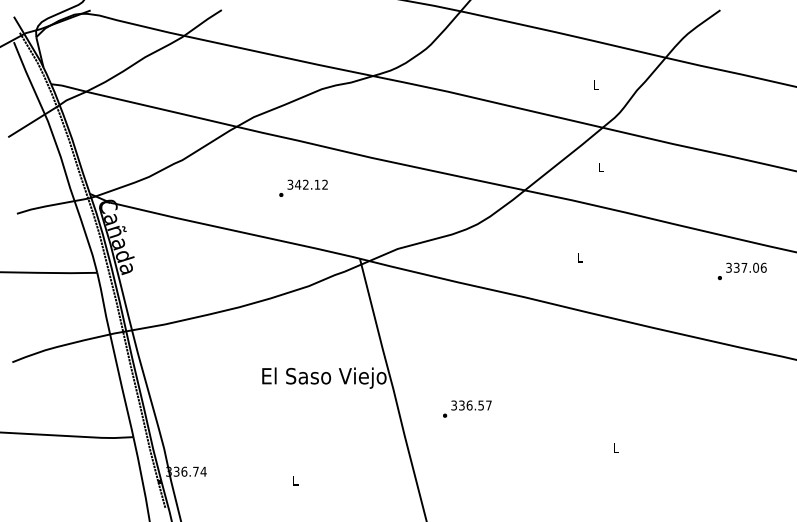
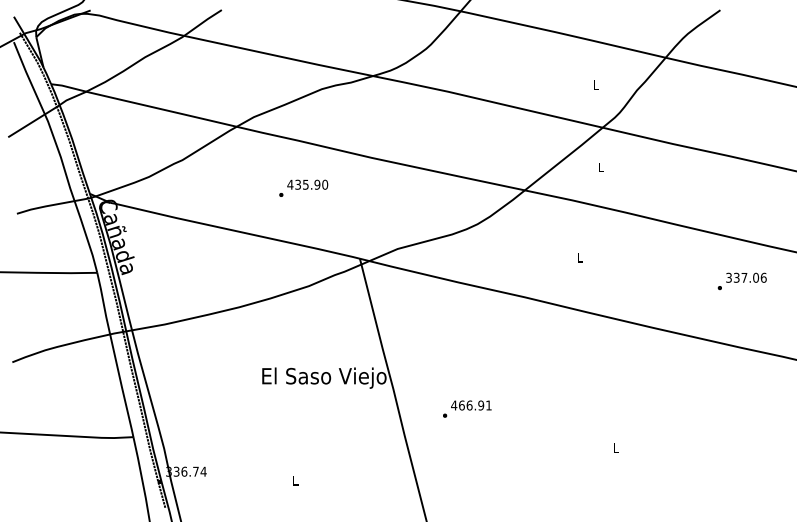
text: 342.12 -> 435.90 (307, 184)
text position: (741, 271) -> (741, 281) (741, 281)
text: 336.57 -> 466.91 (471, 405)
